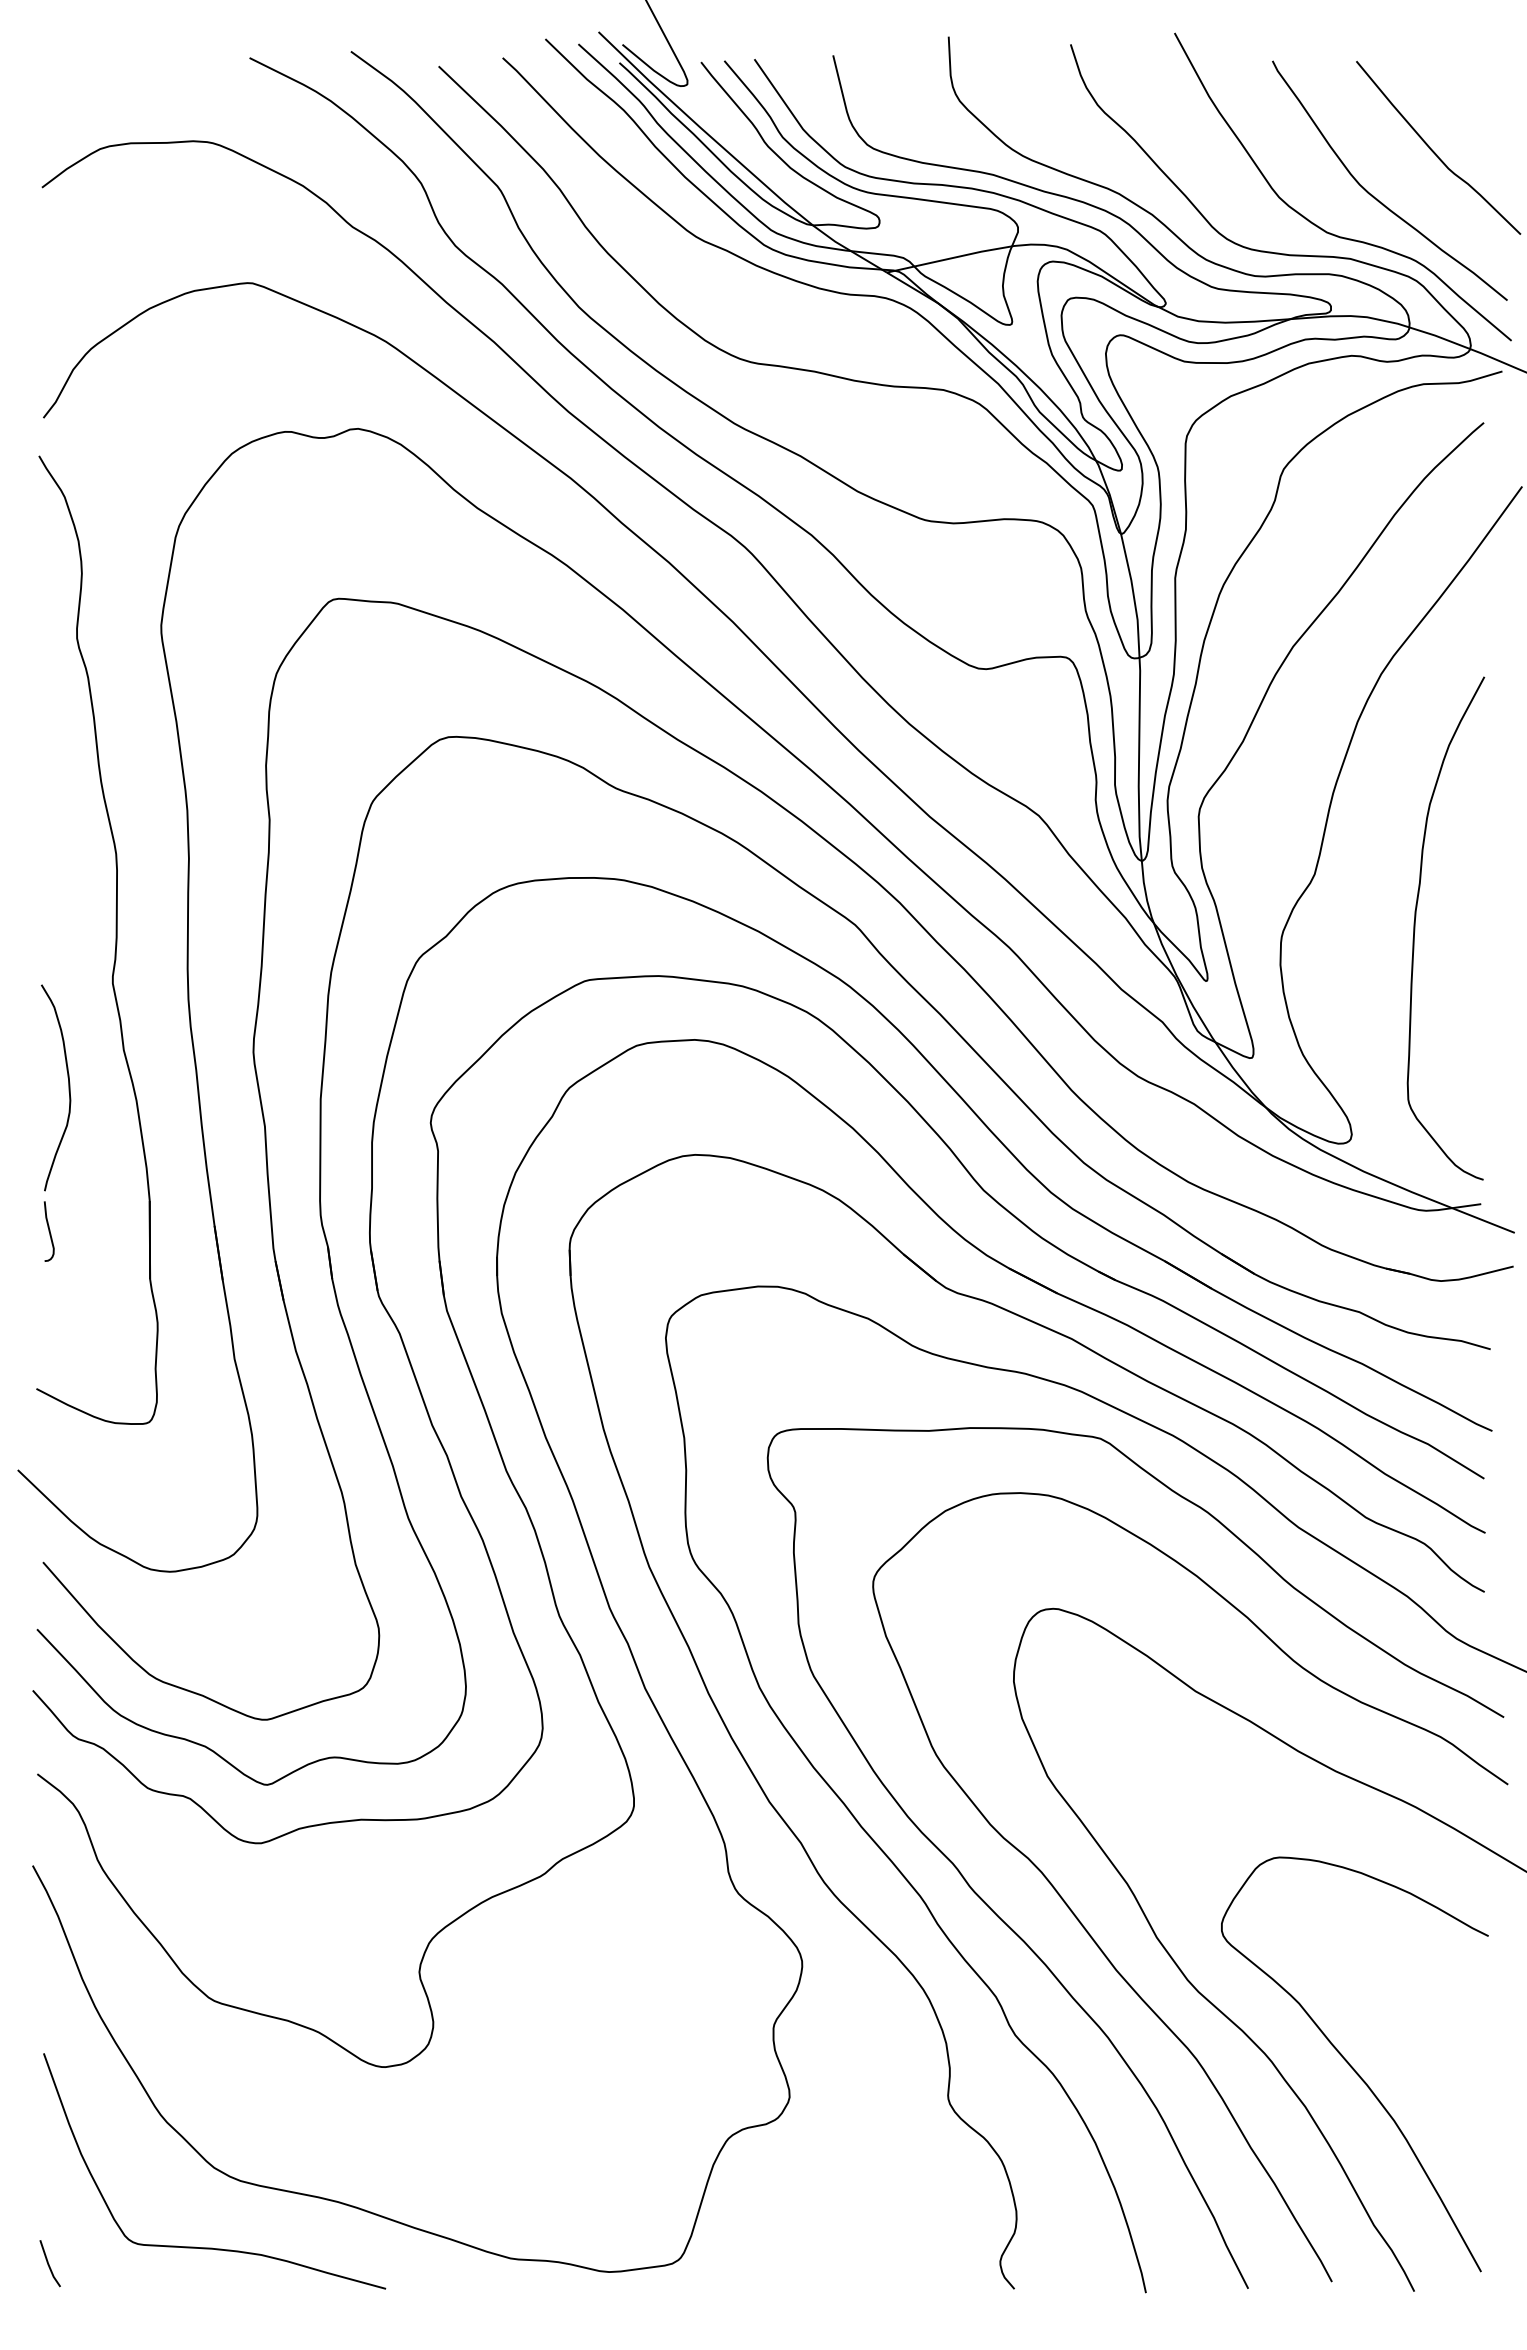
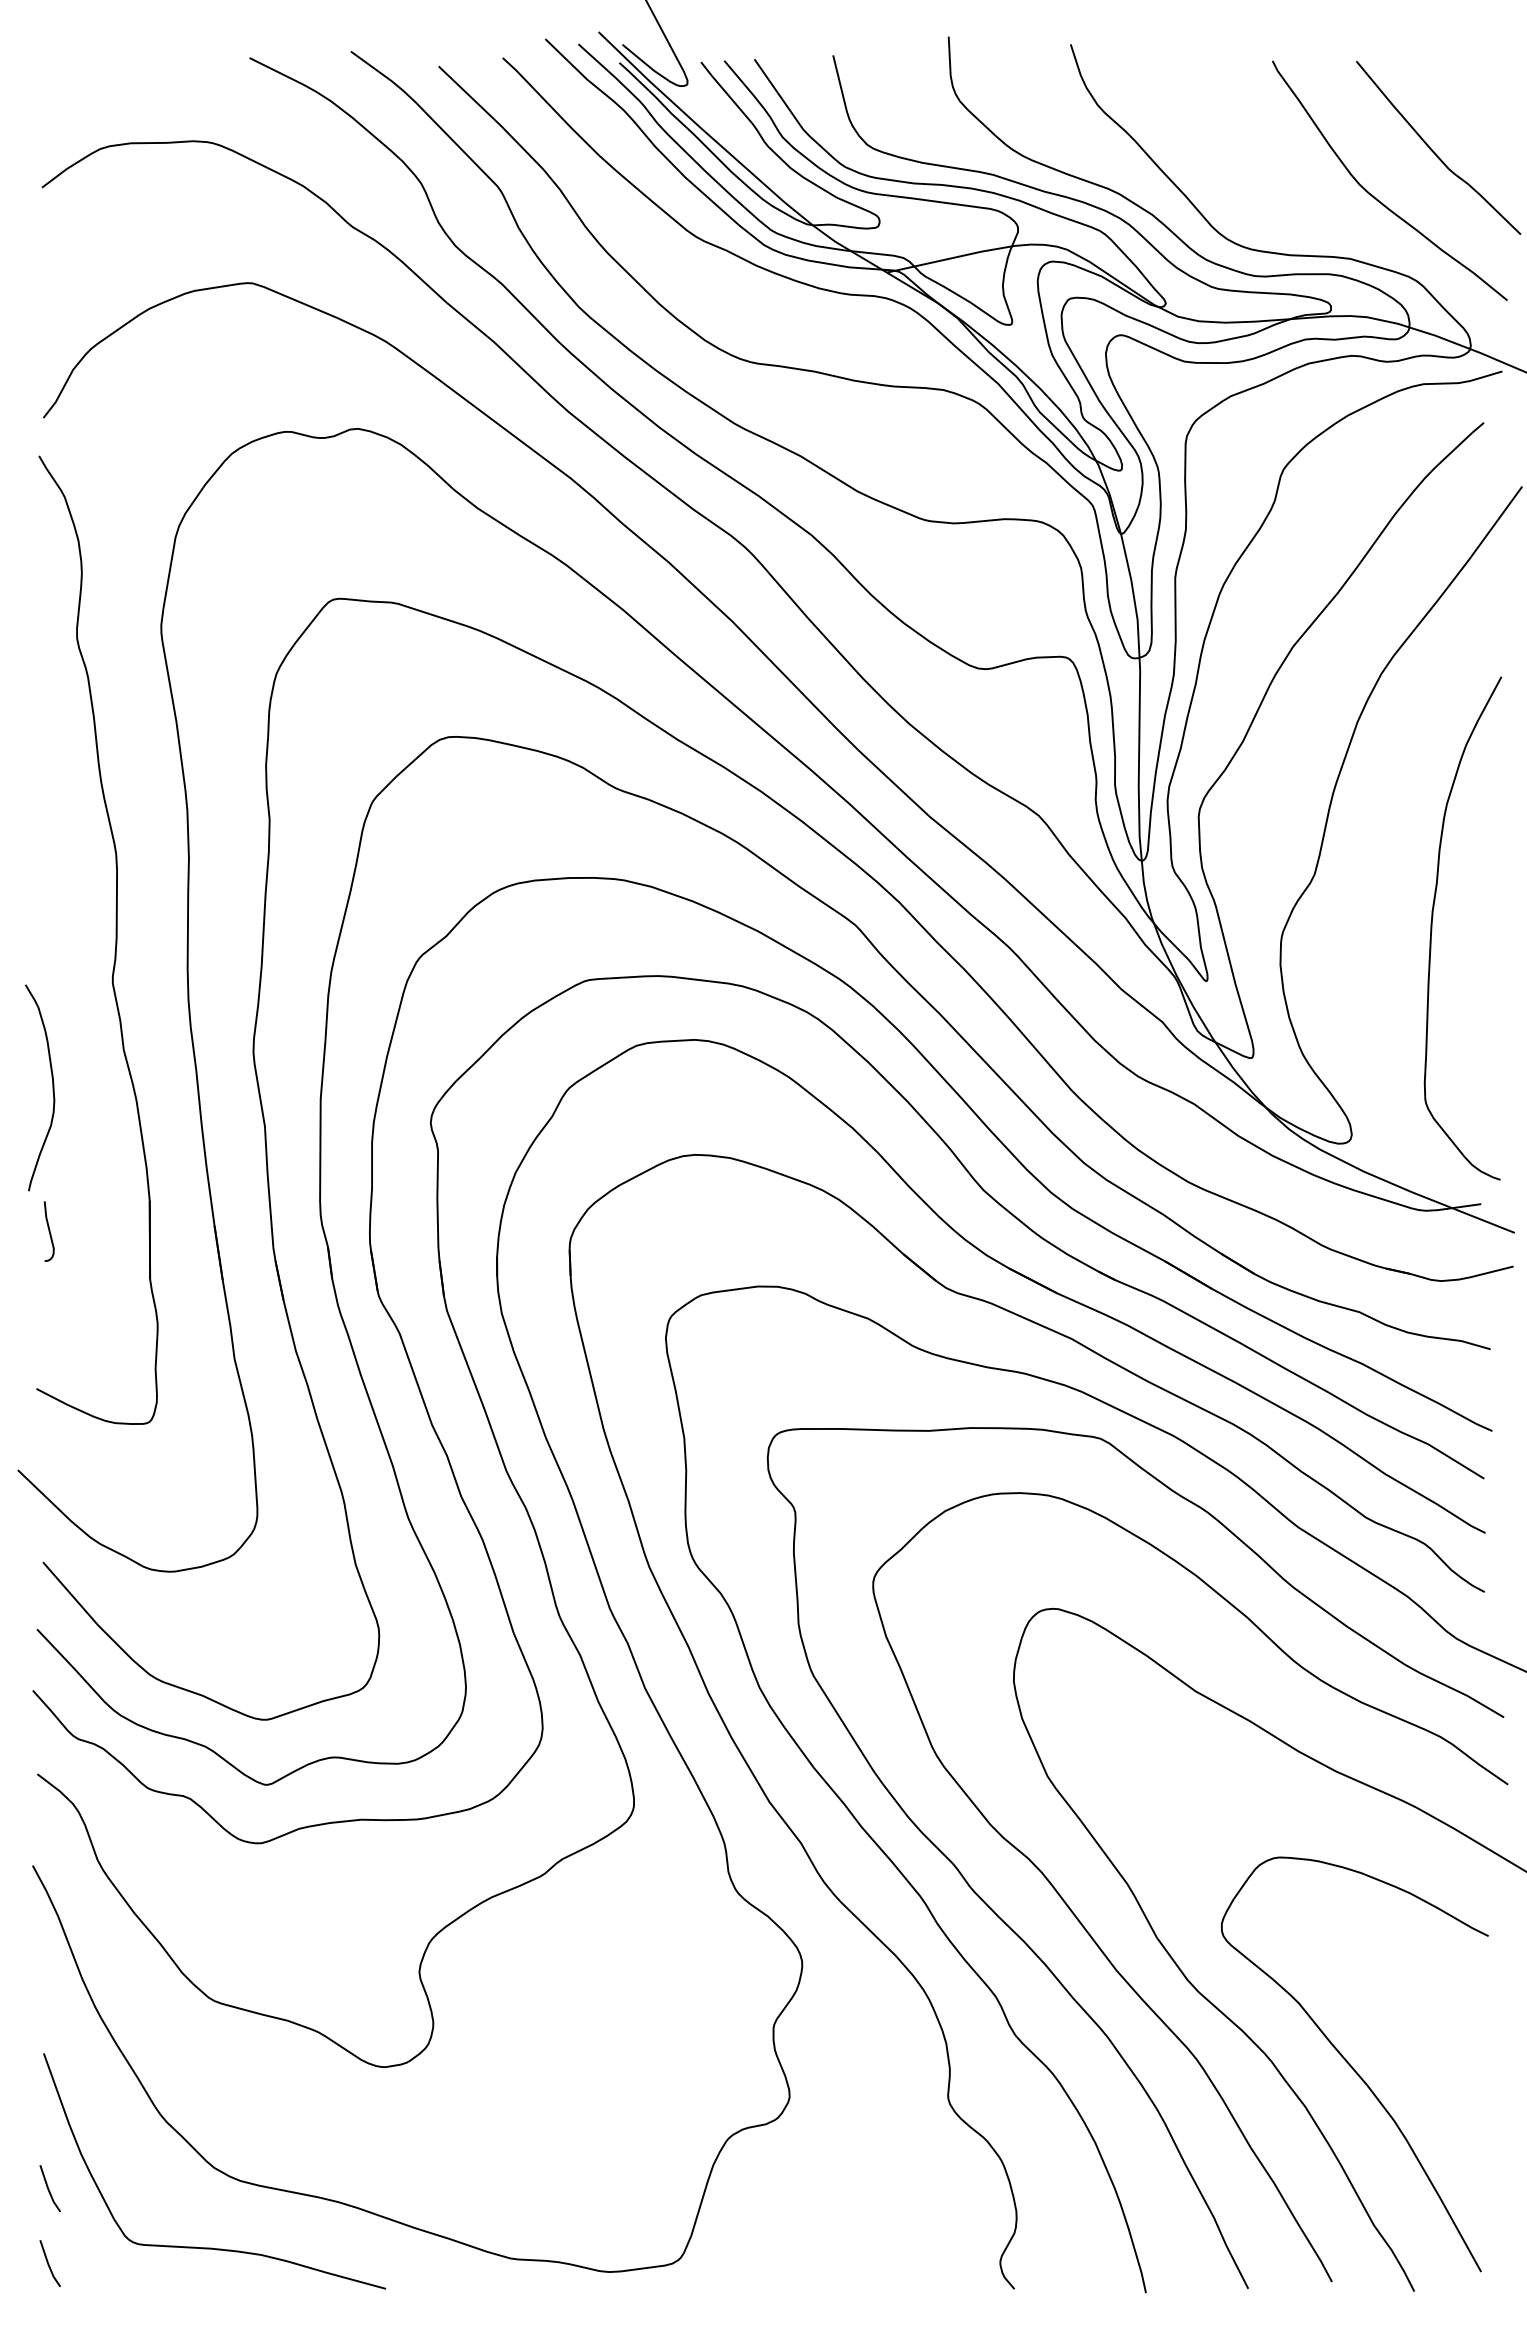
curve: present -> none (1316, 224)
curve position: (1415, 928) -> (1432, 928) (1432, 928)
curve position: (68, 1087) -> (52, 1087) (52, 1087)
line: none -> present (48, 2188)
